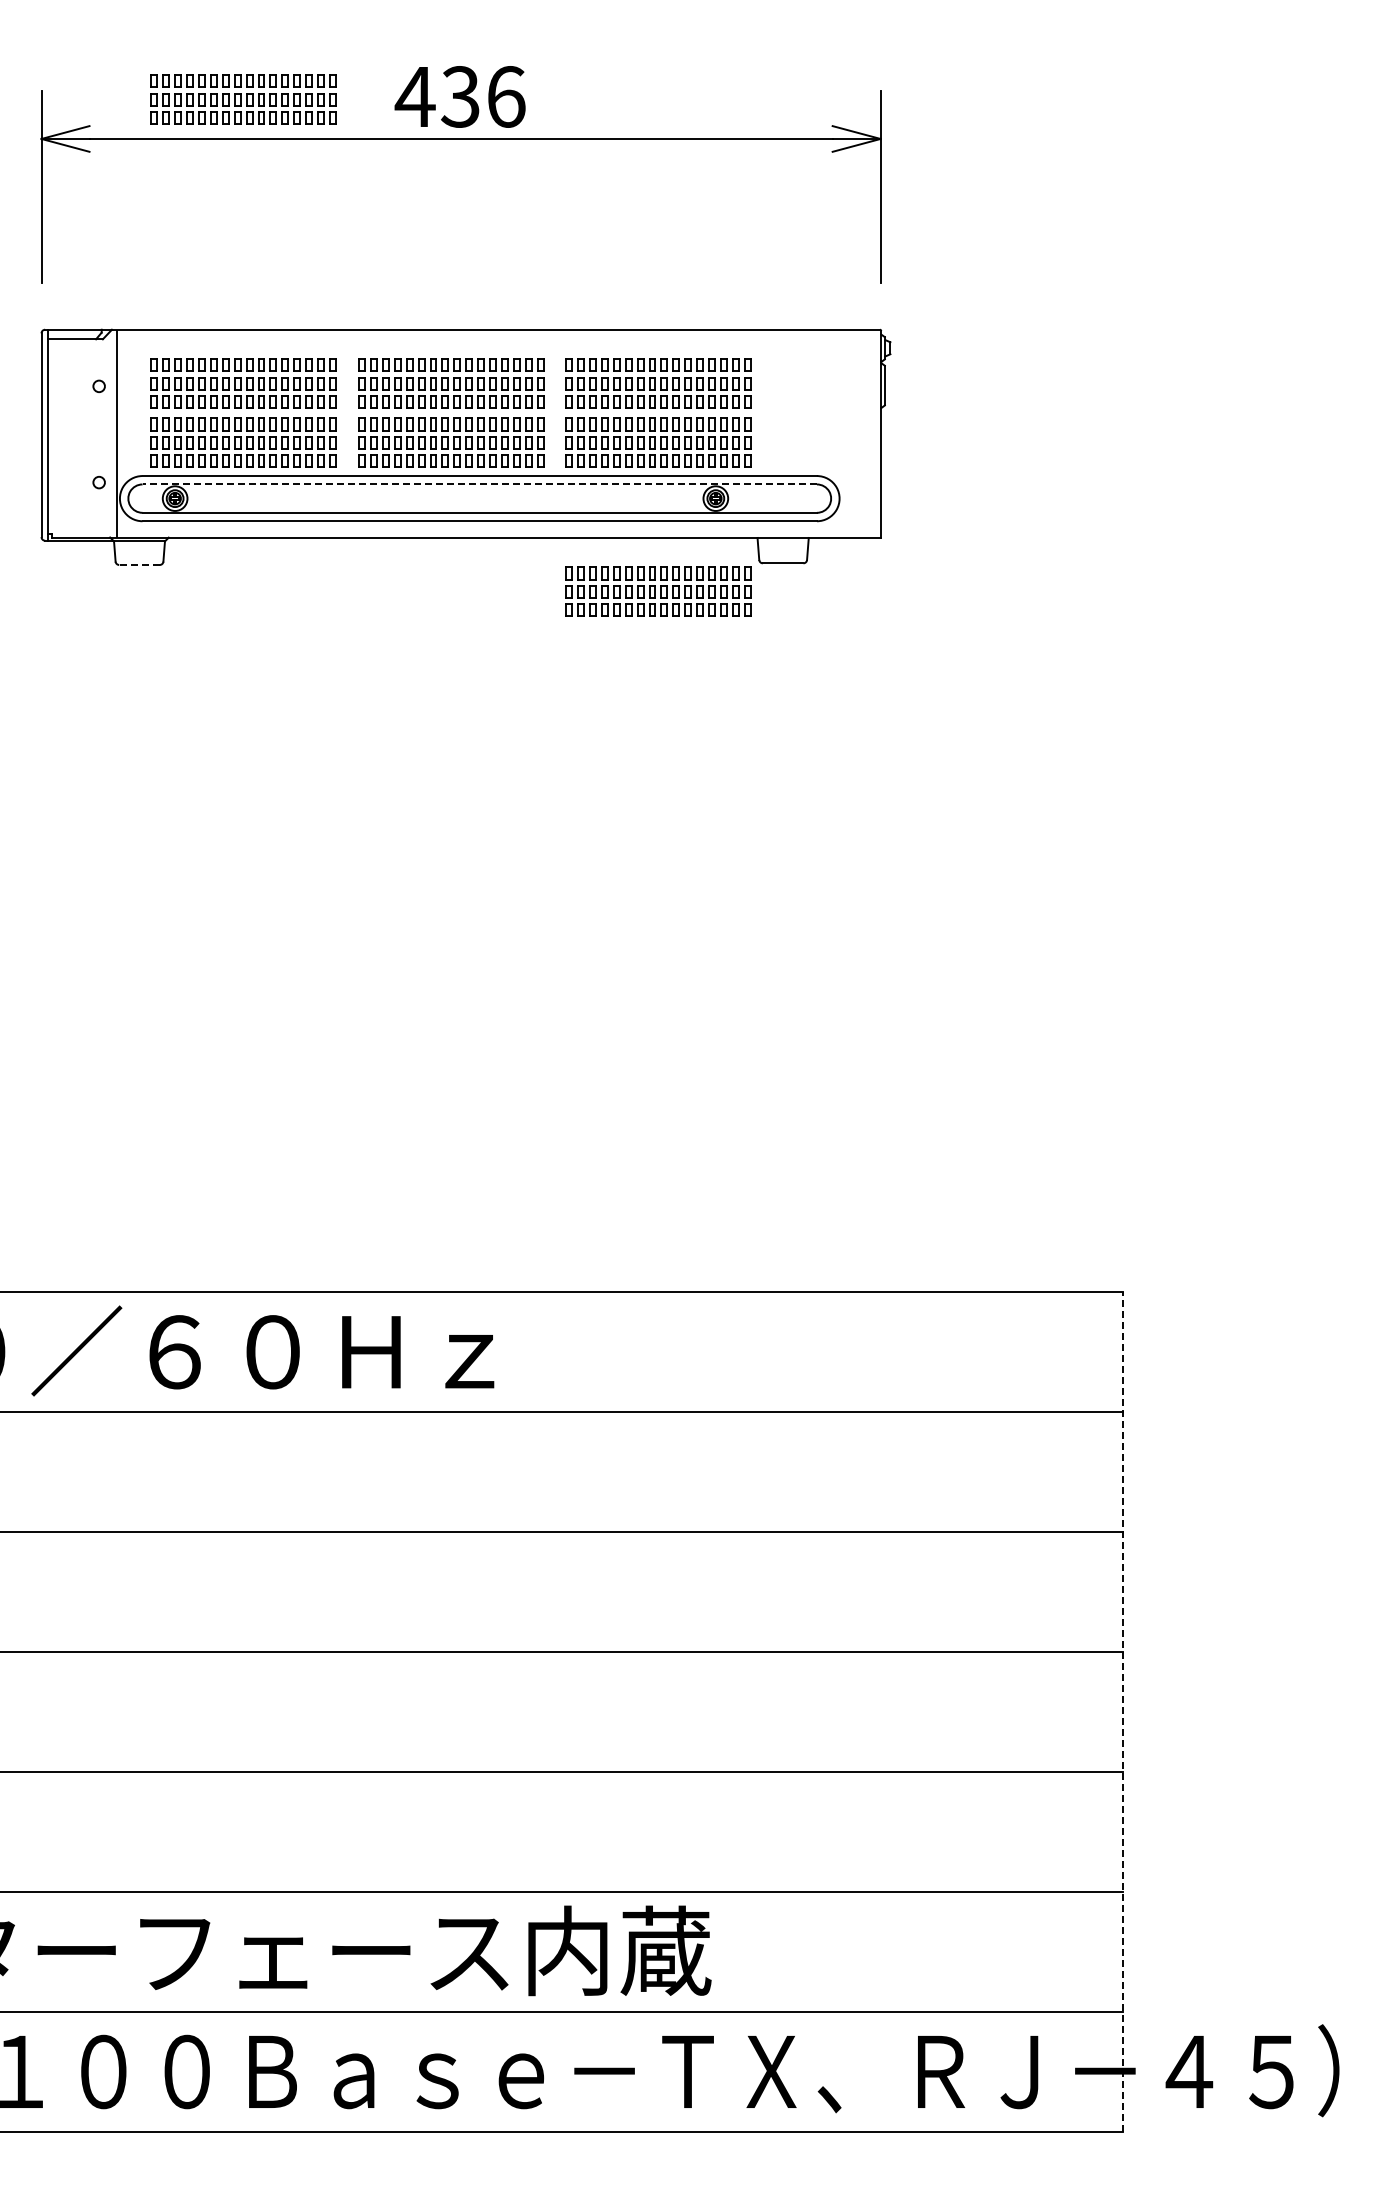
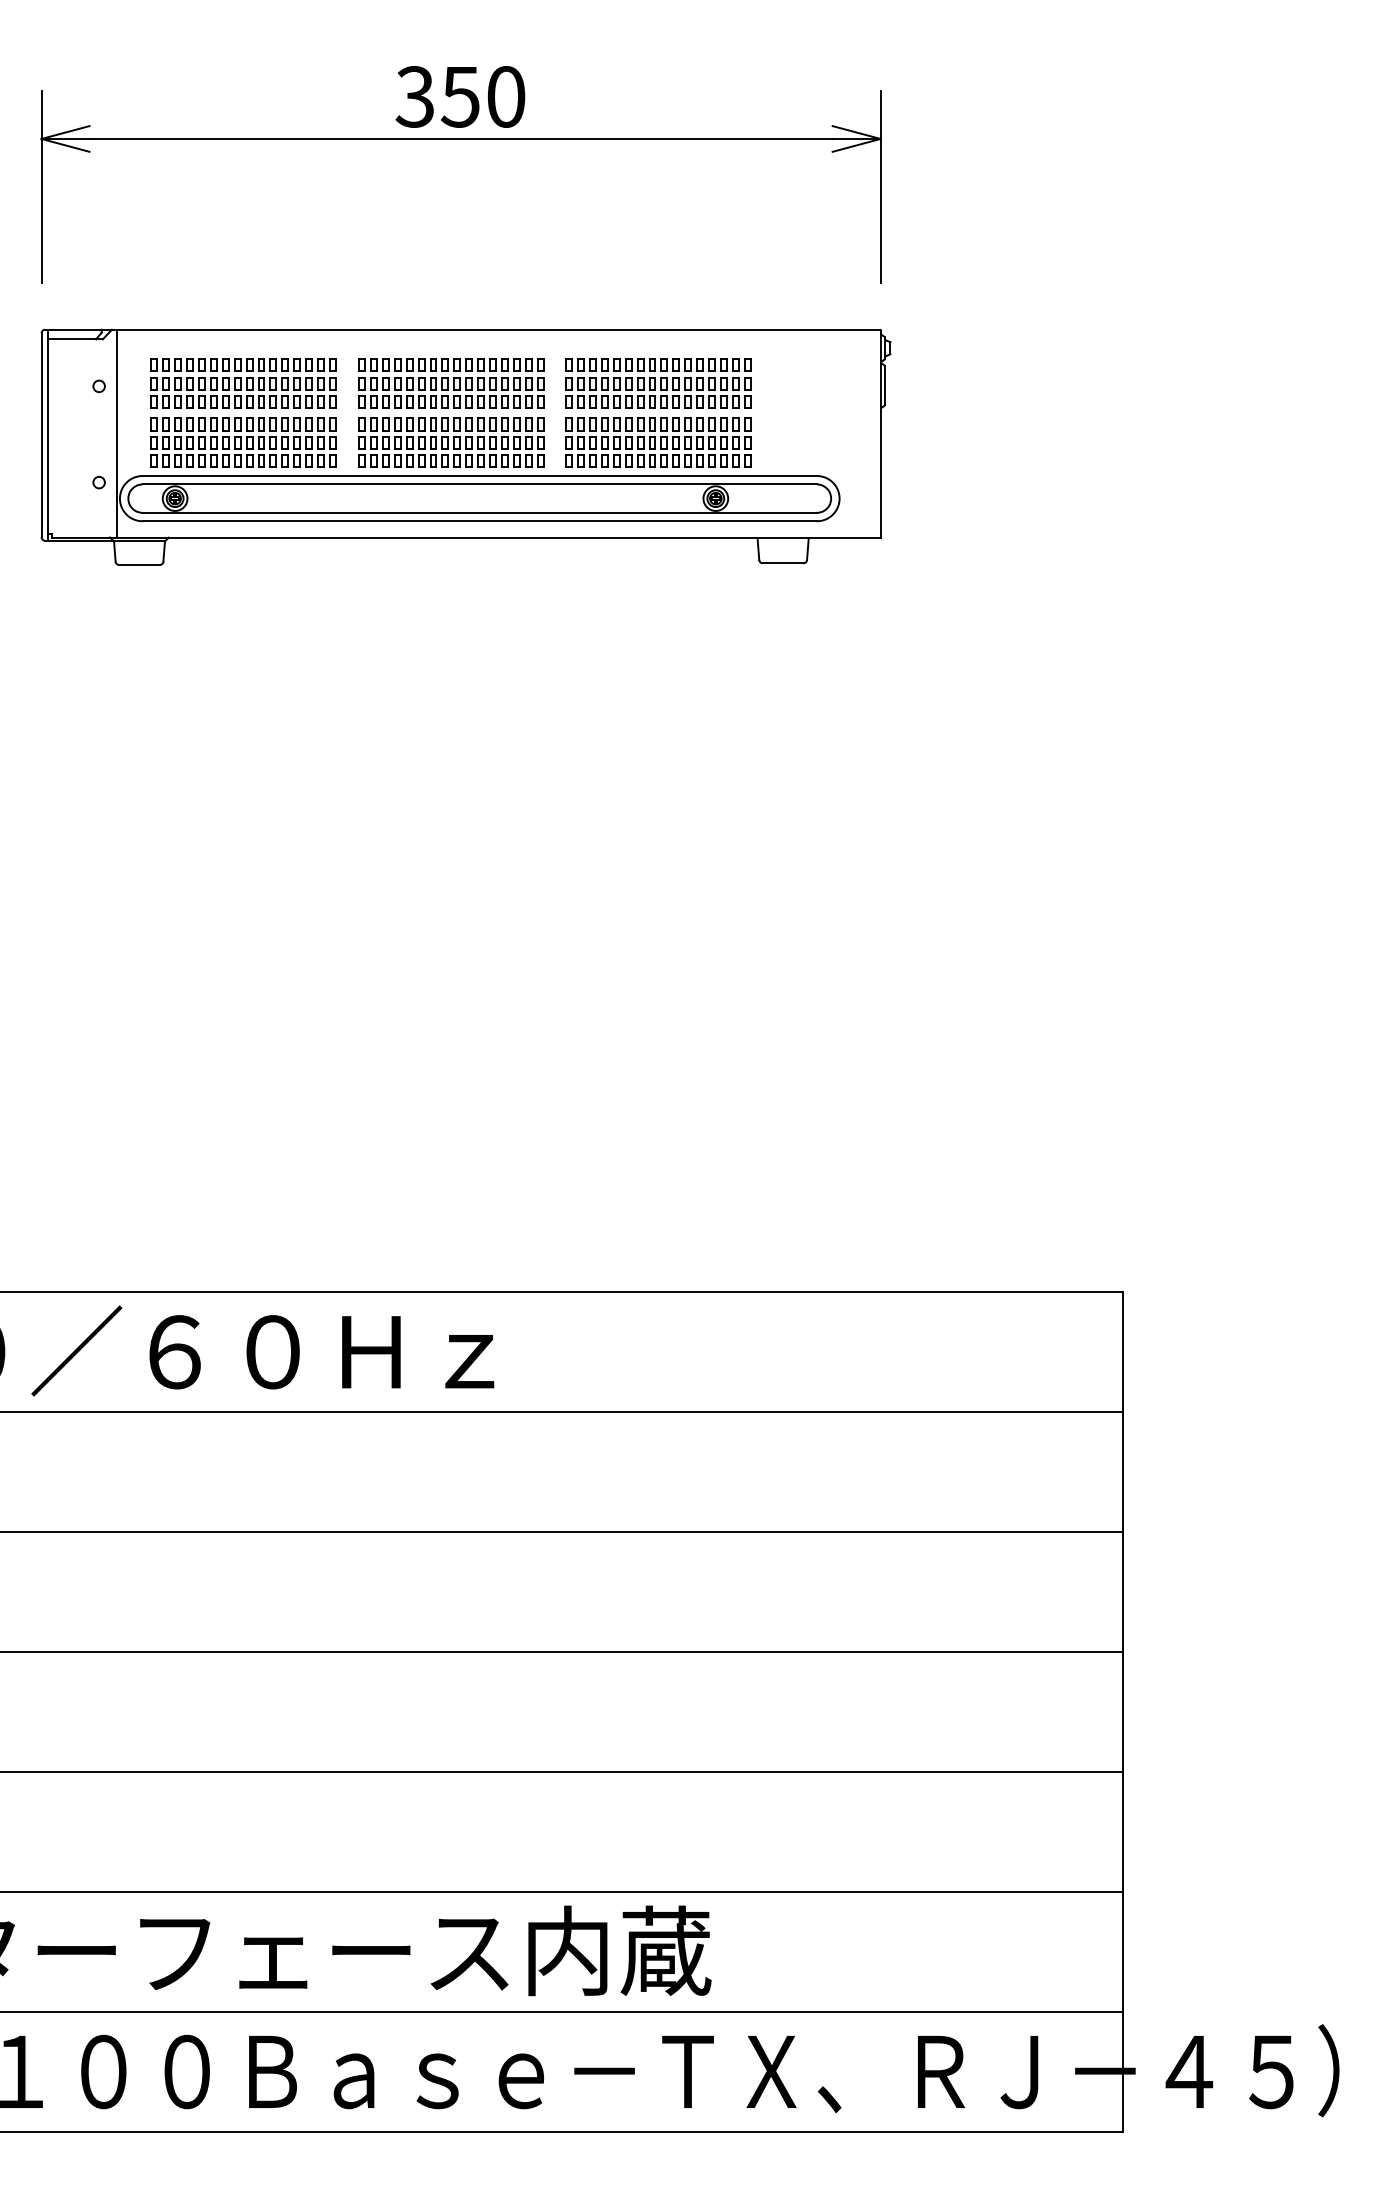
text: 436 -> 350 (459, 96)
part: present -> none (243, 99)
line: dashed -> solid (479, 484)
line: dashed -> solid (139, 564)
part: present -> none (658, 591)
line: dashed -> solid (1123, 1712)
